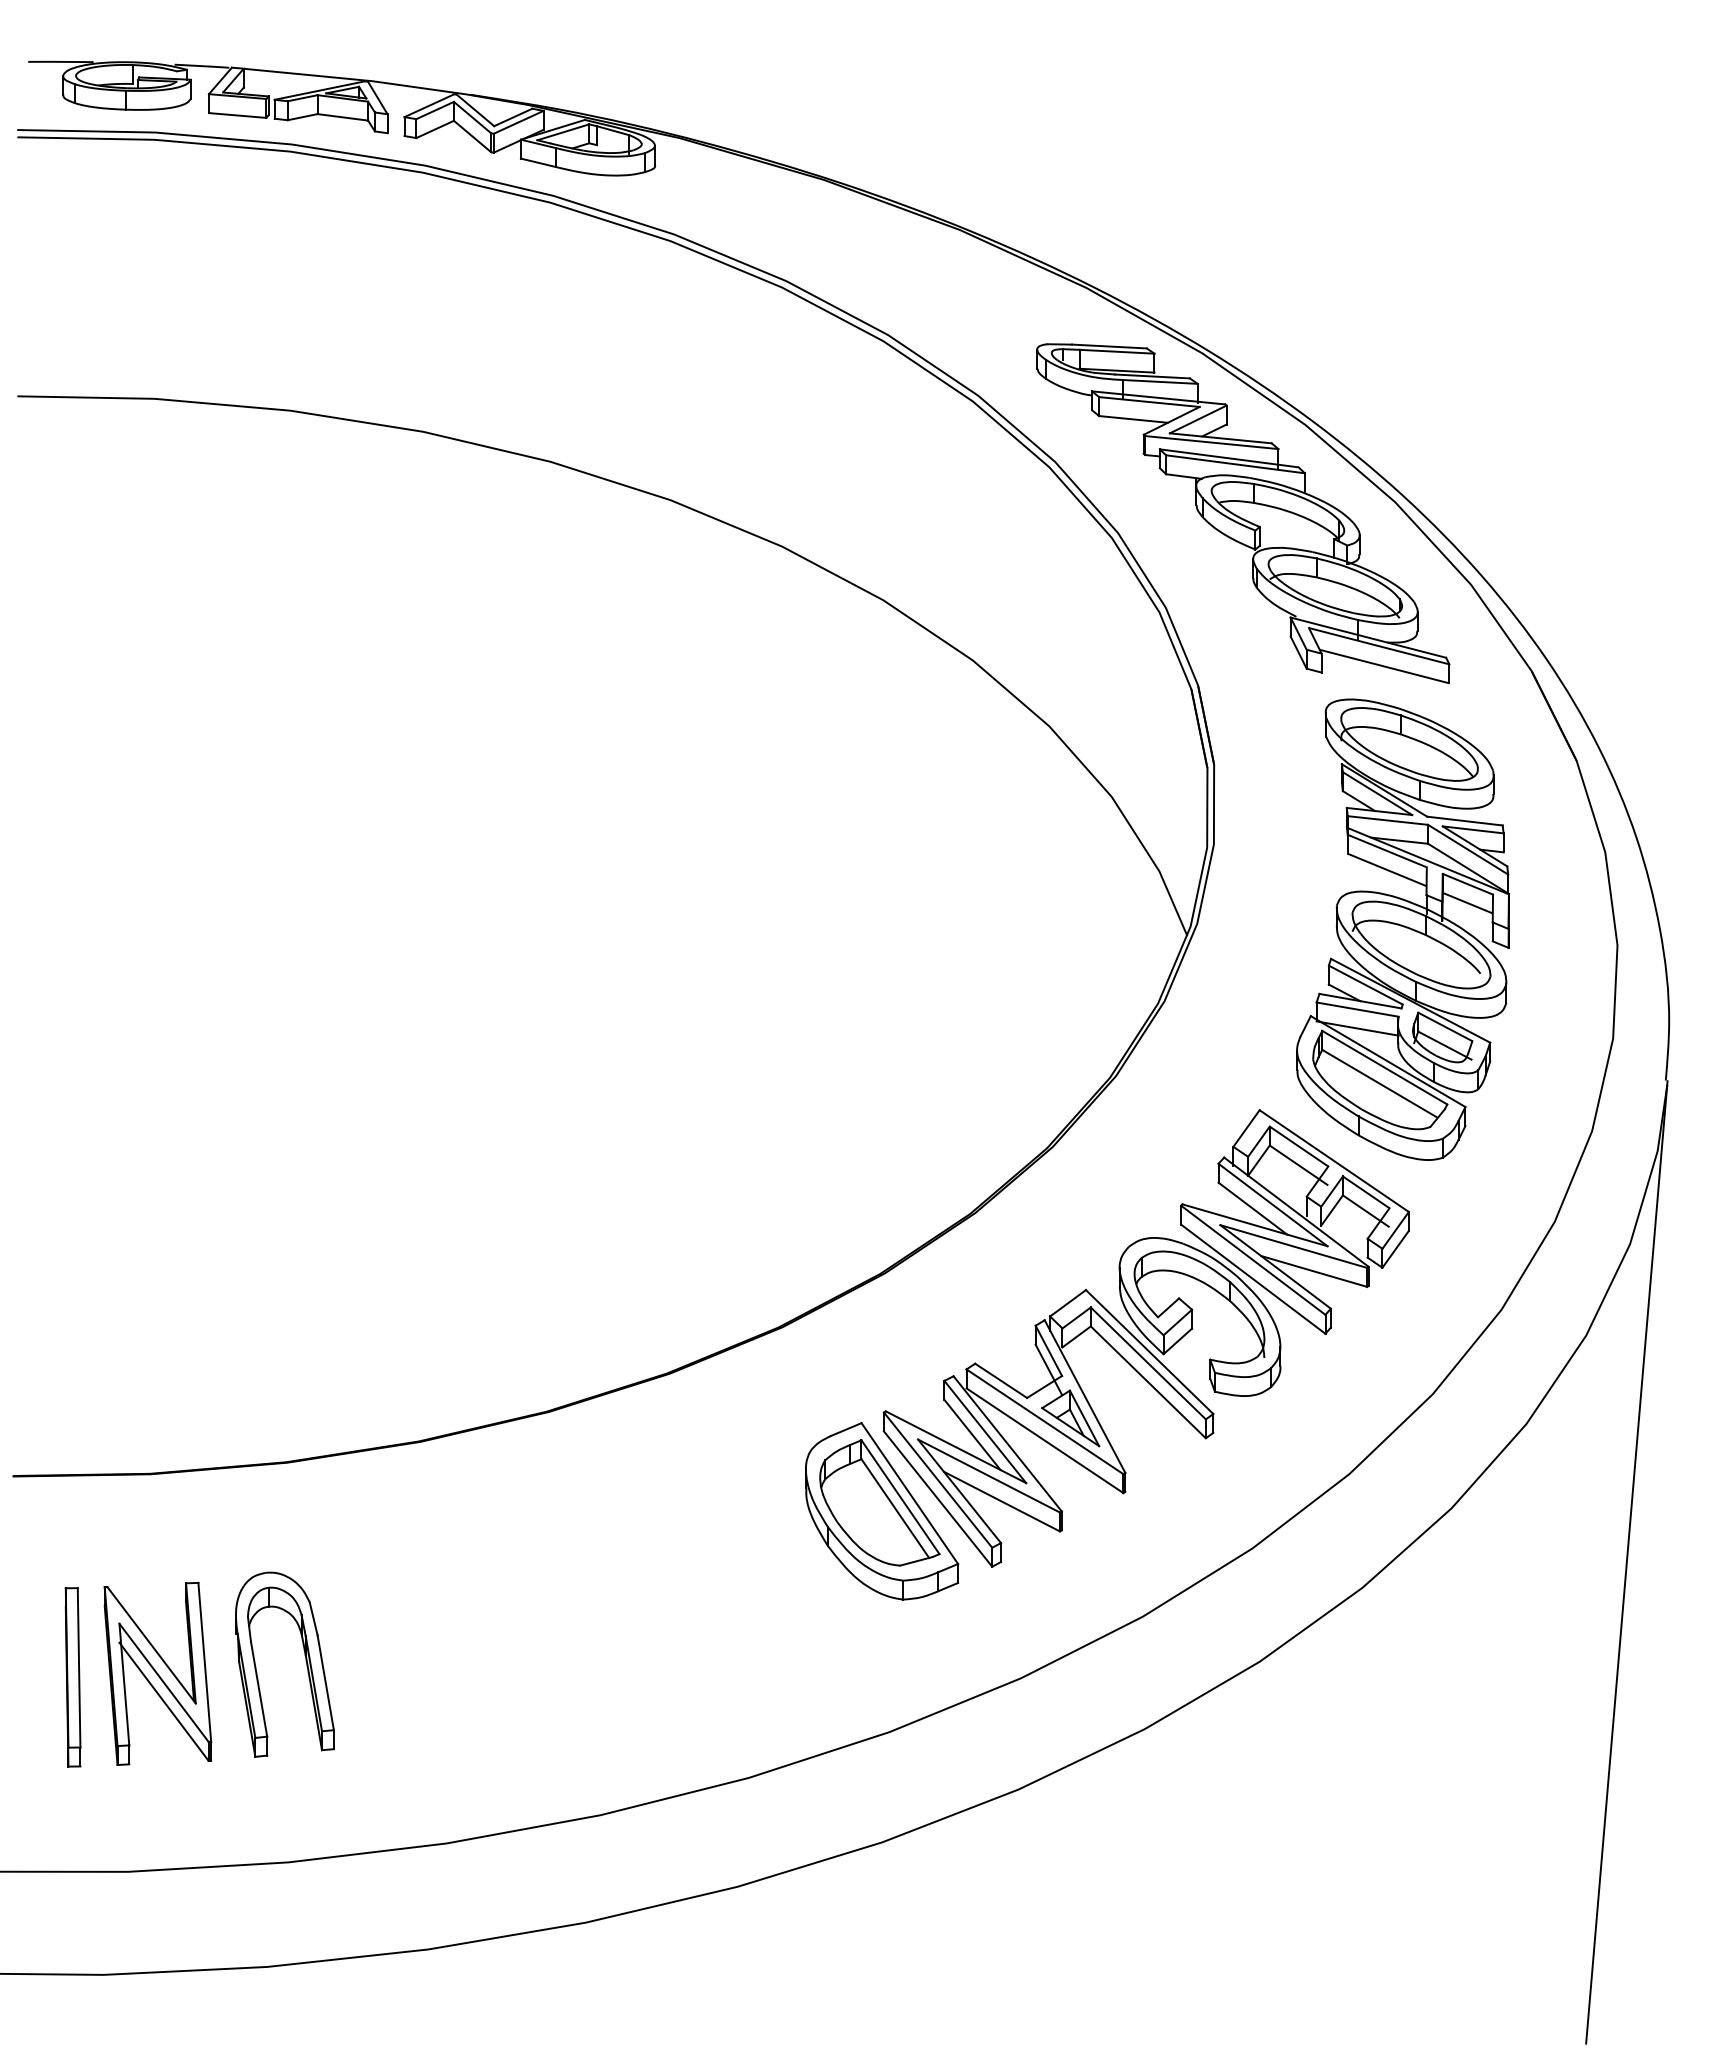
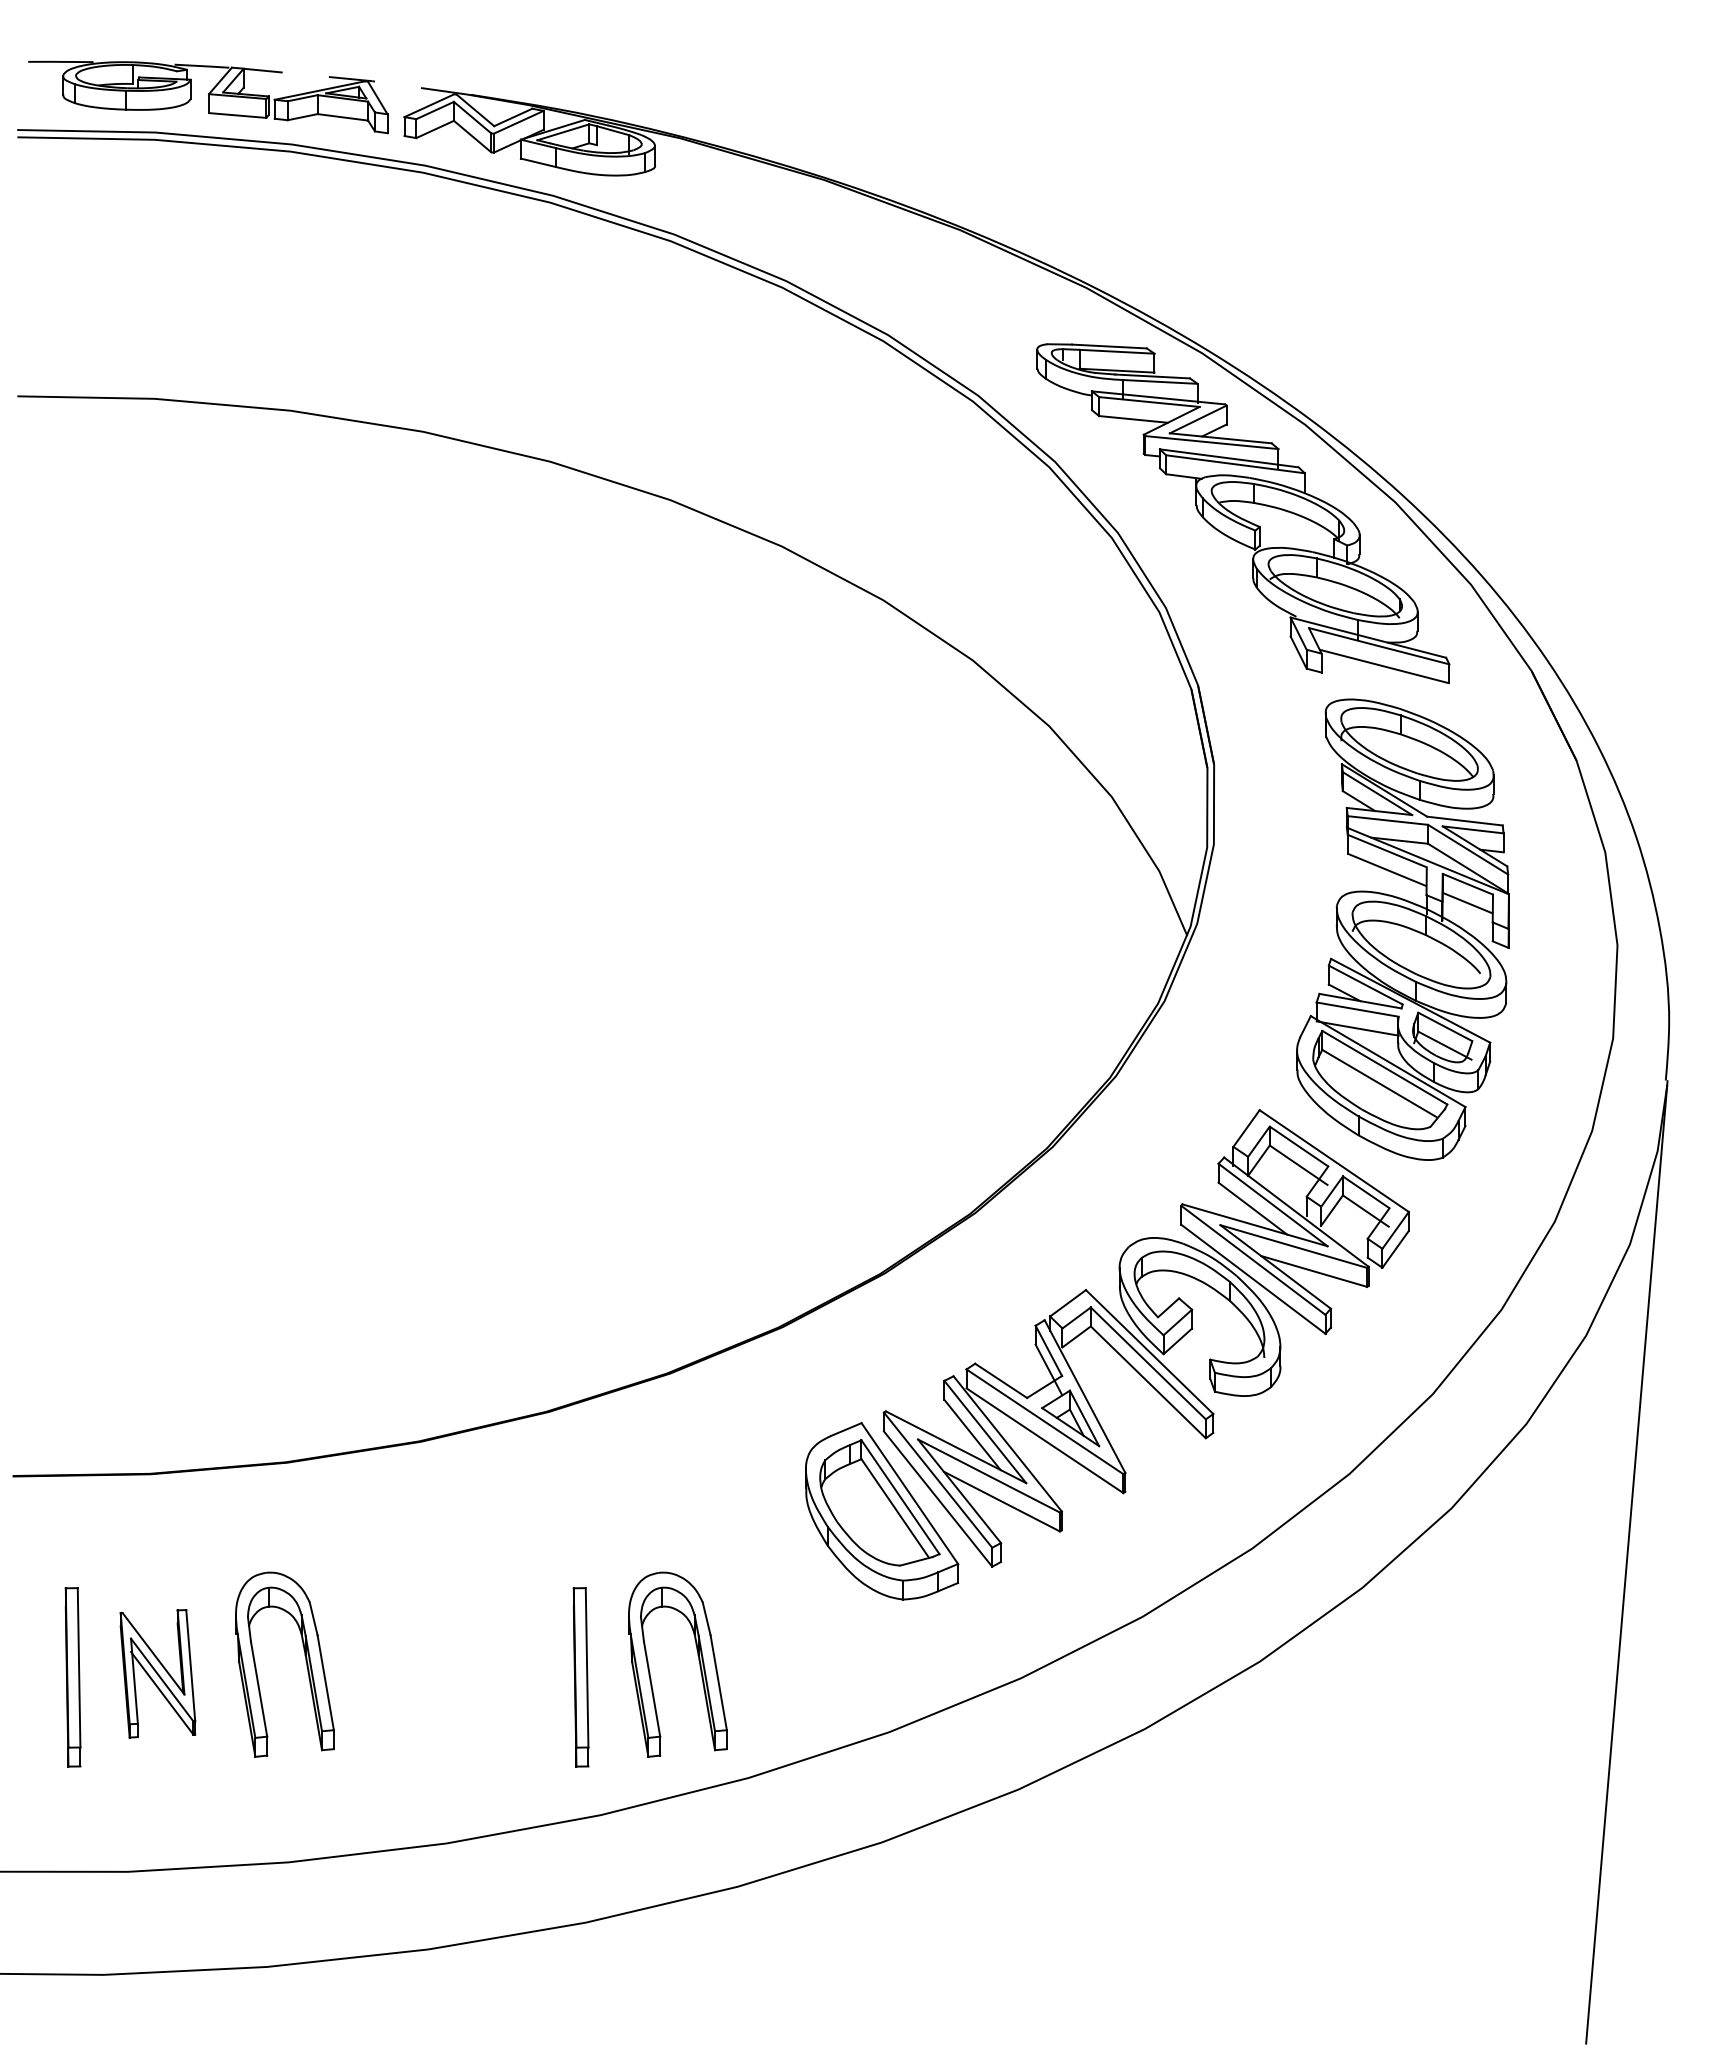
line: solid -> dashed (355, 79)
part: none -> present (698, 1661)
part size: 110x185 px -> 78x130 px (157, 1673)
part: none -> present (580, 1677)
